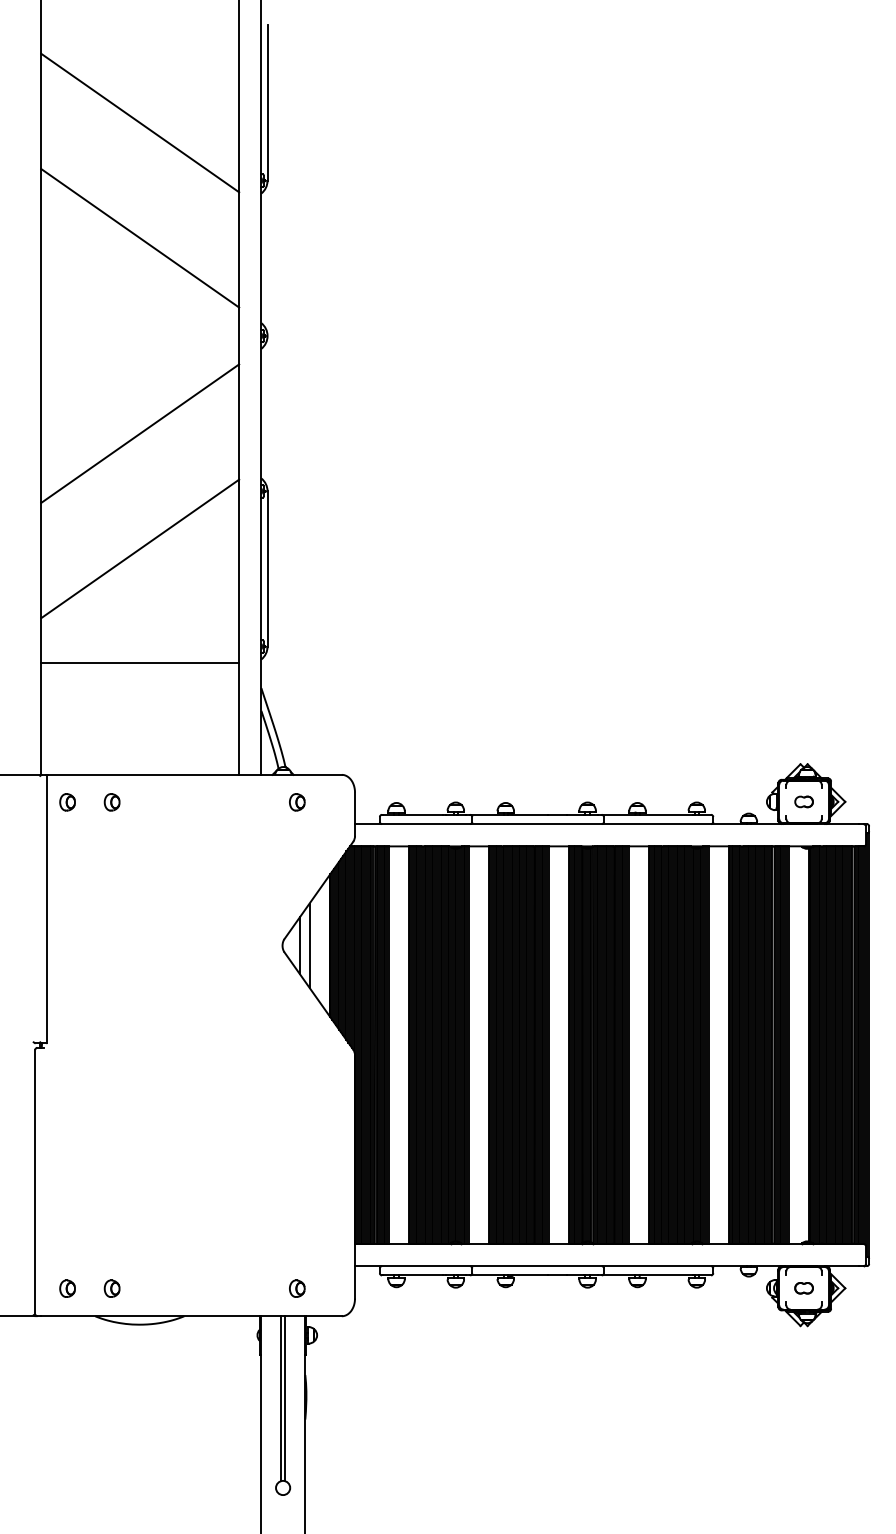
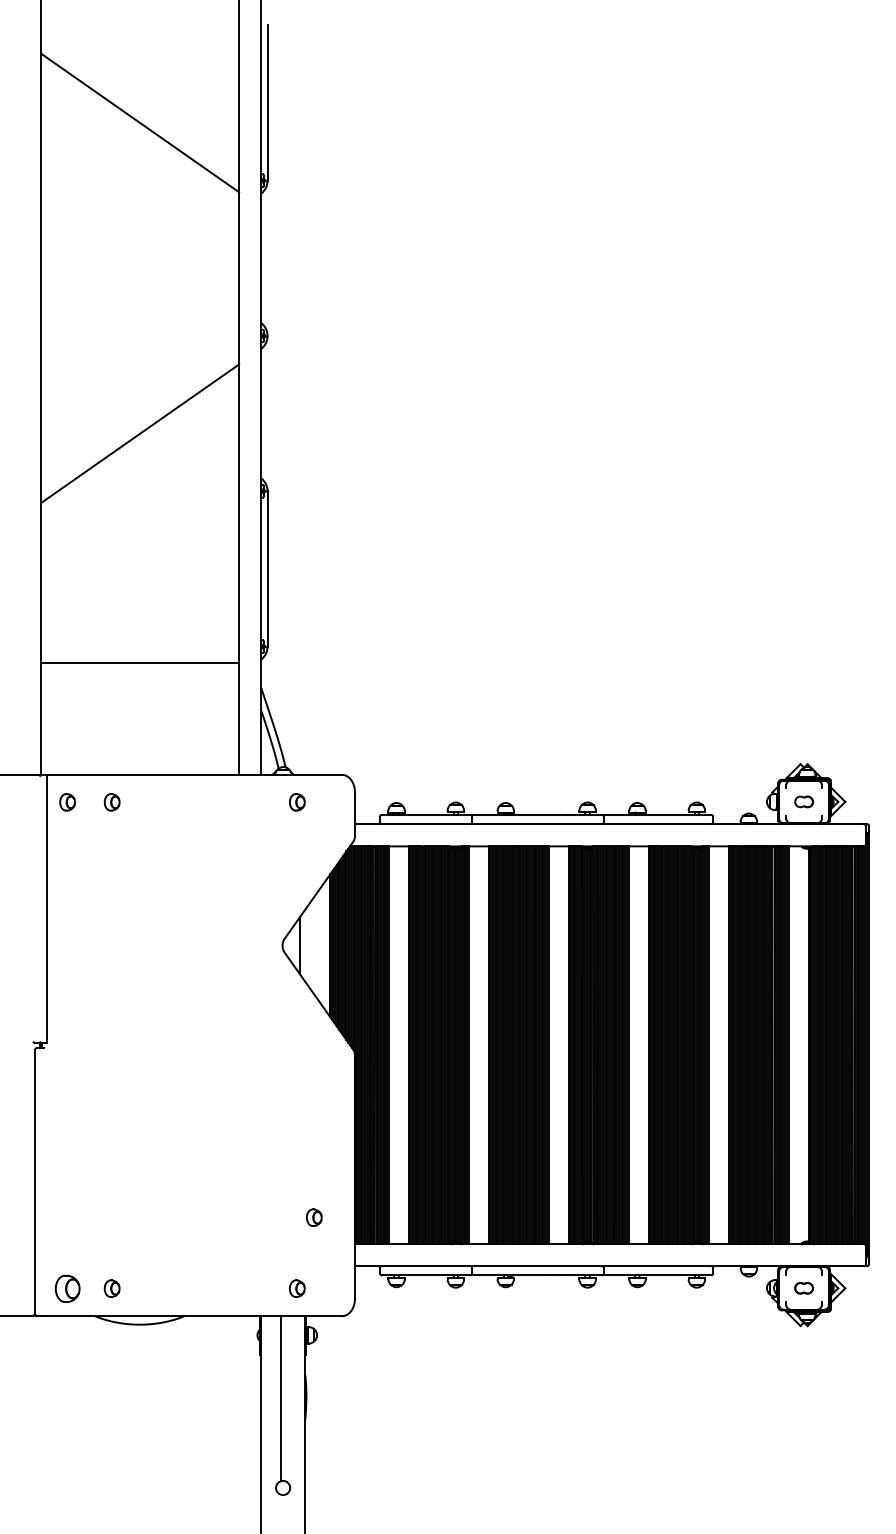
line: present -> none (140, 238)
line: present -> none (140, 548)
line: present -> none (309, 945)
part: none -> present (314, 1217)
part size: 17x19 px -> 27x29 px (67, 1288)
line: present -> none (285, 1398)
